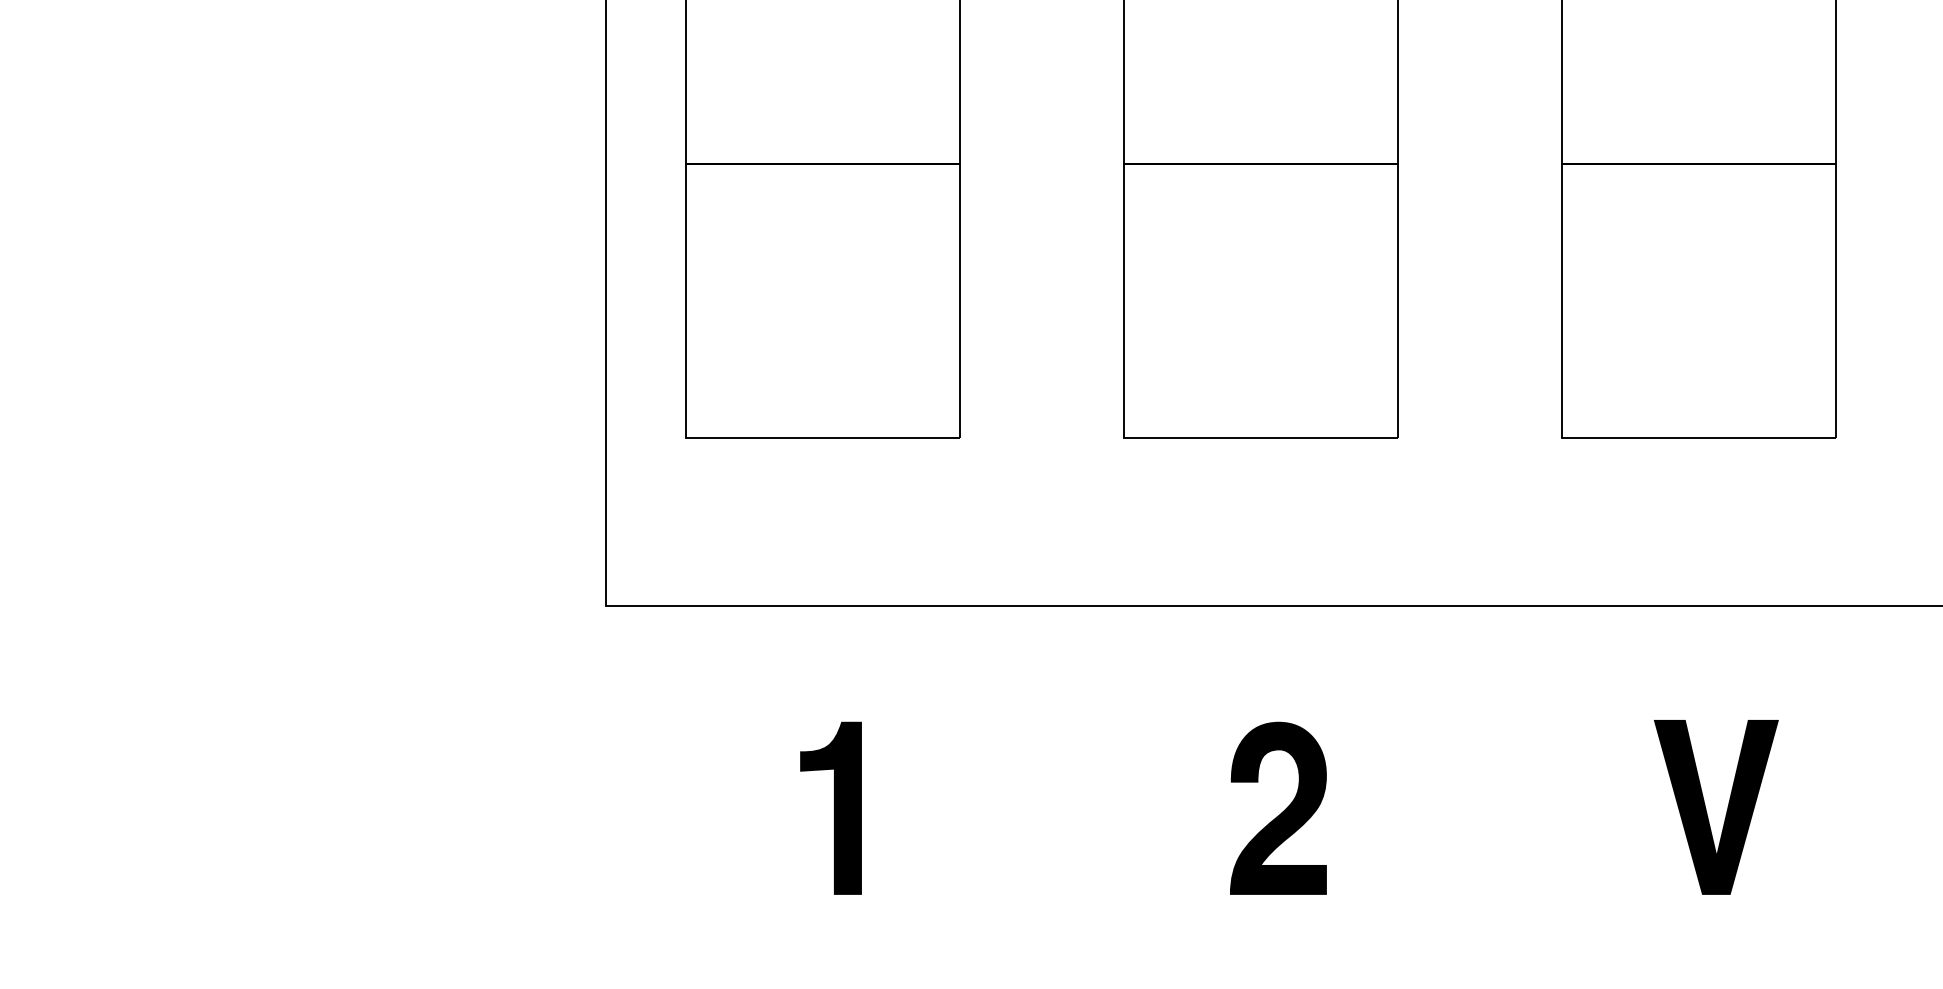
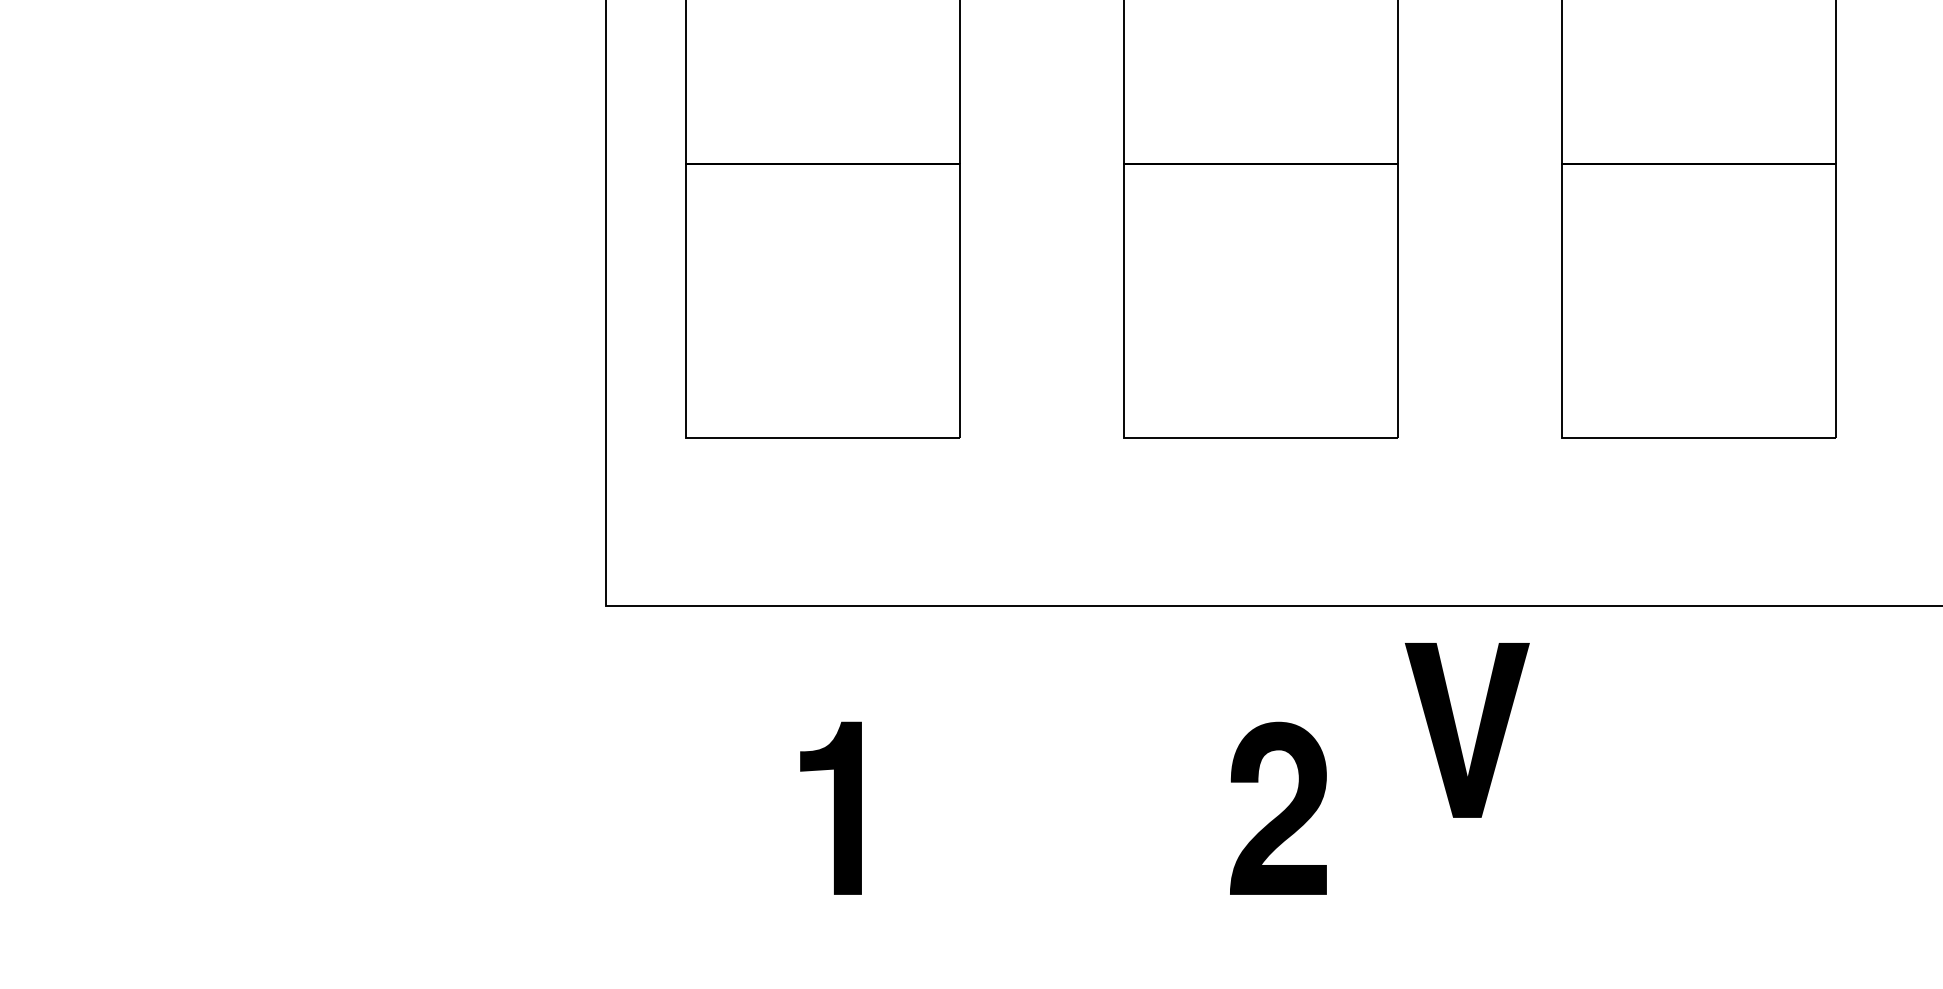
part position: (1706, 808) -> (1457, 731) (1457, 731)
